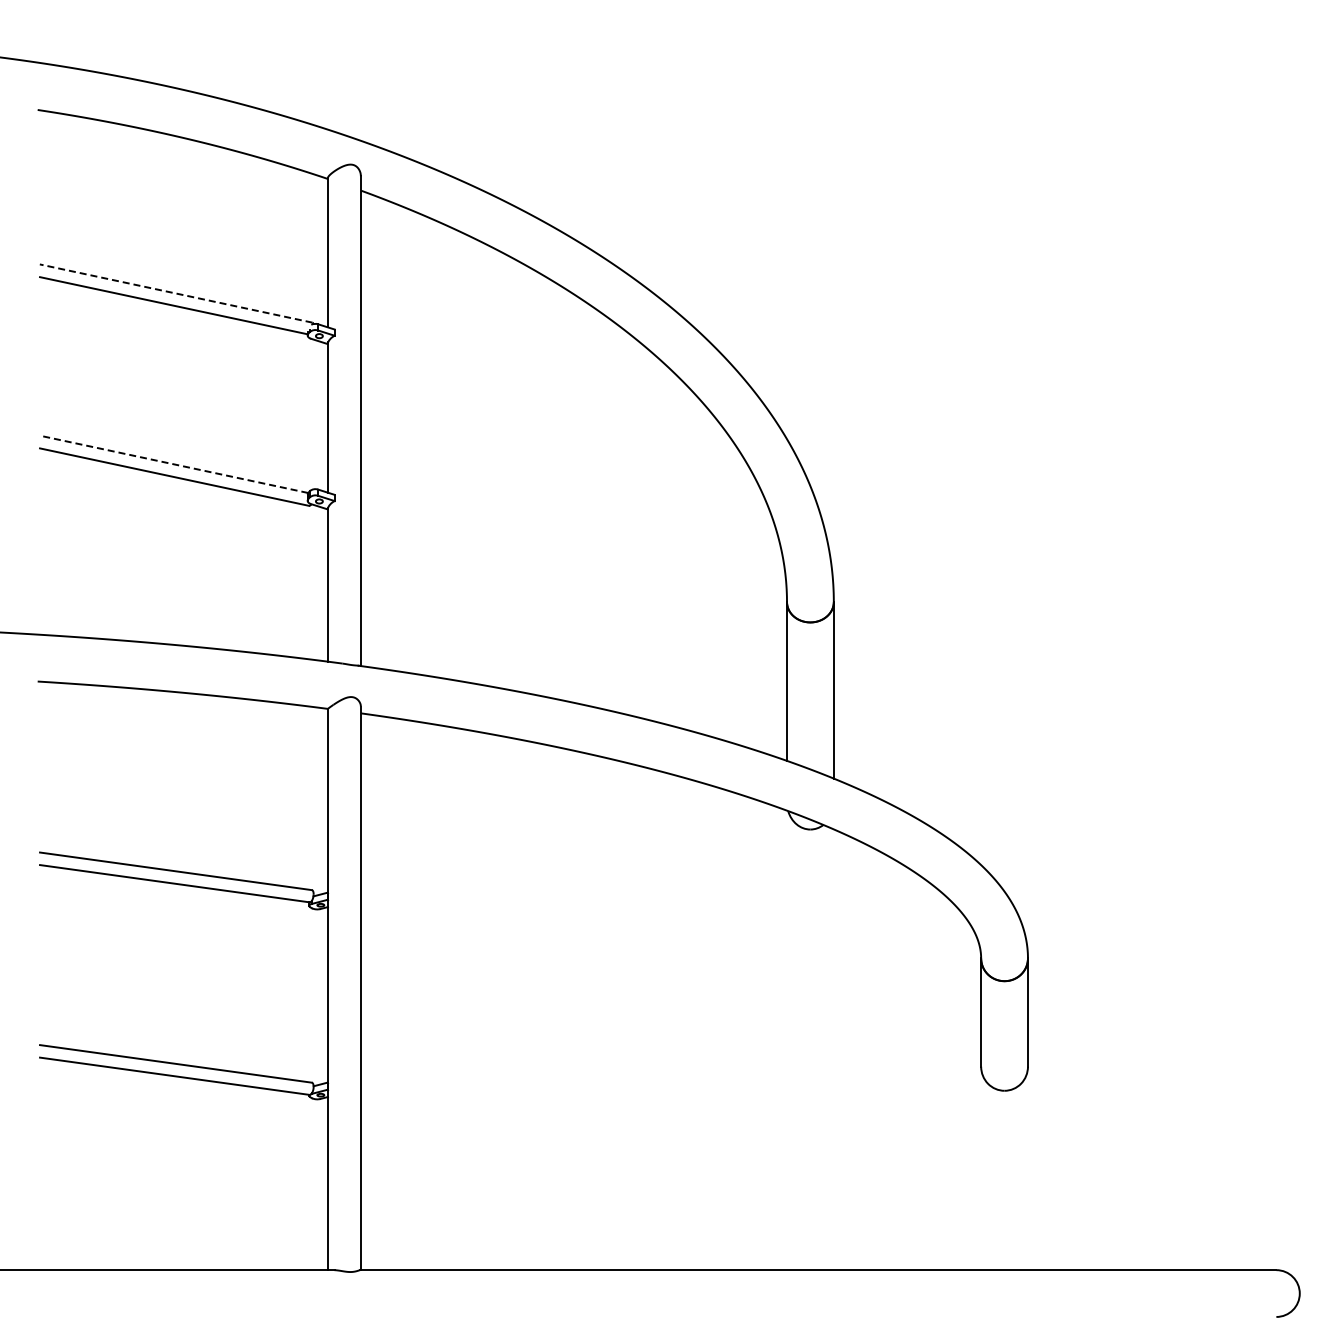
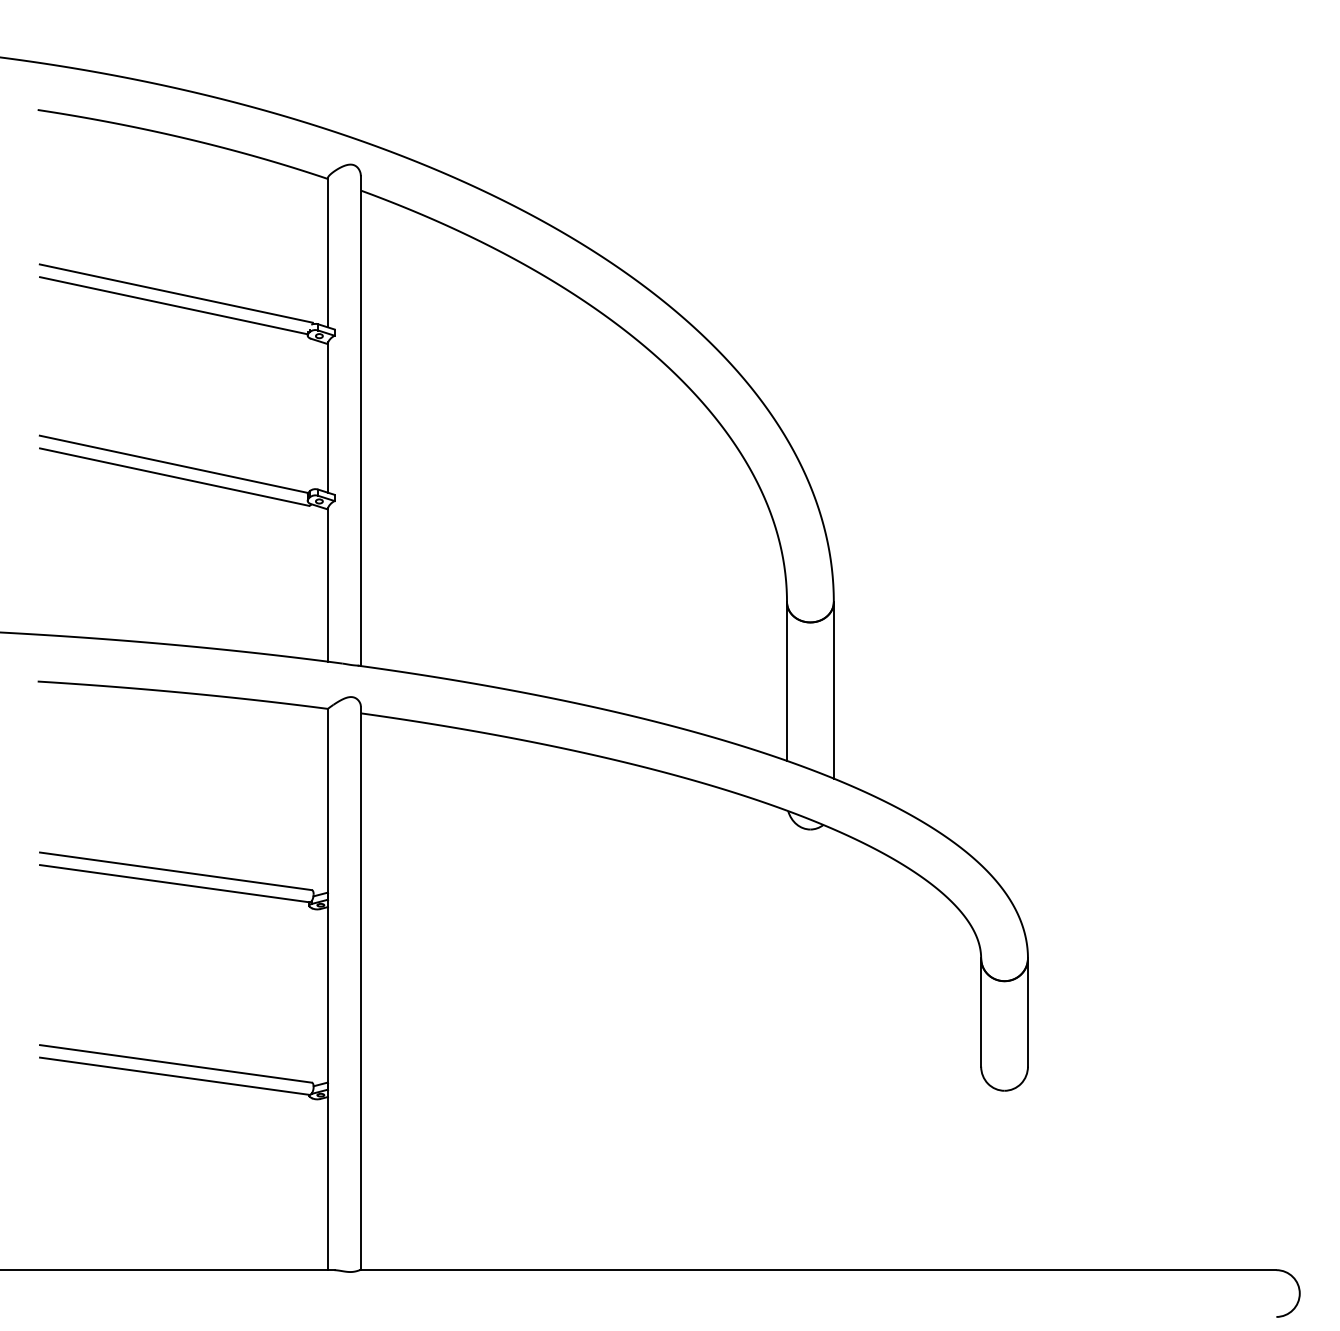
line: dashed -> solid (175, 293)
line: dashed -> solid (173, 464)
